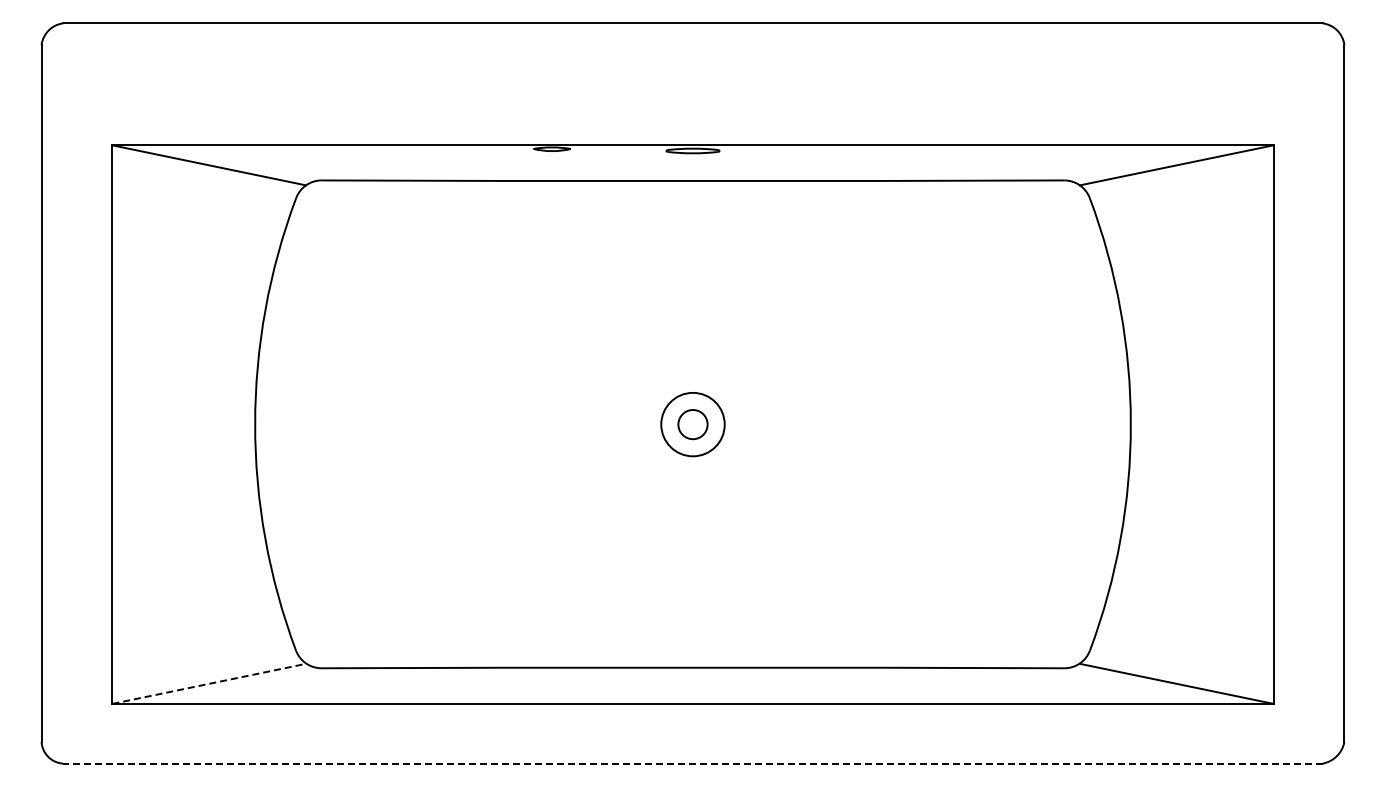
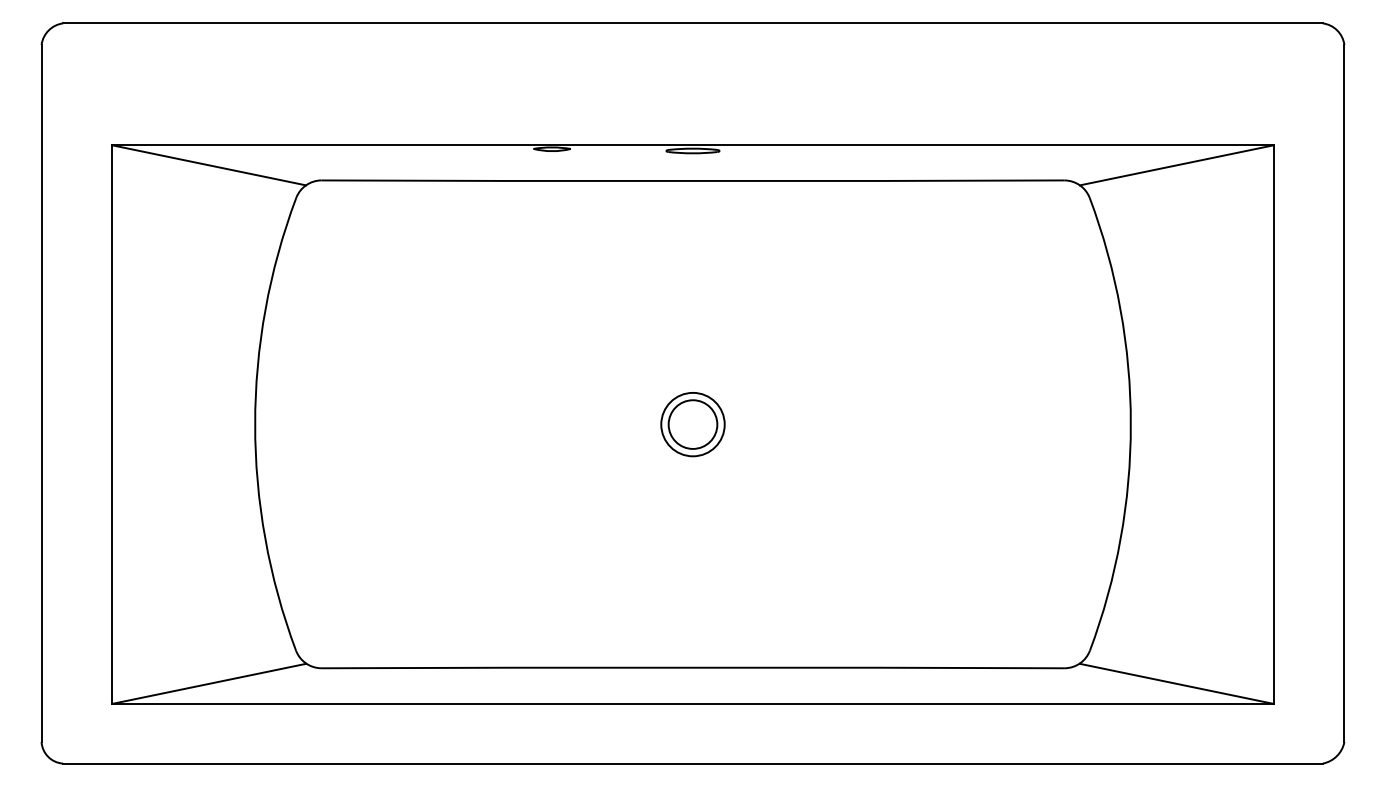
circle diameter: 29 px -> 49 px (692, 424)
line: dashed -> solid (209, 683)
line: dashed -> solid (692, 763)
